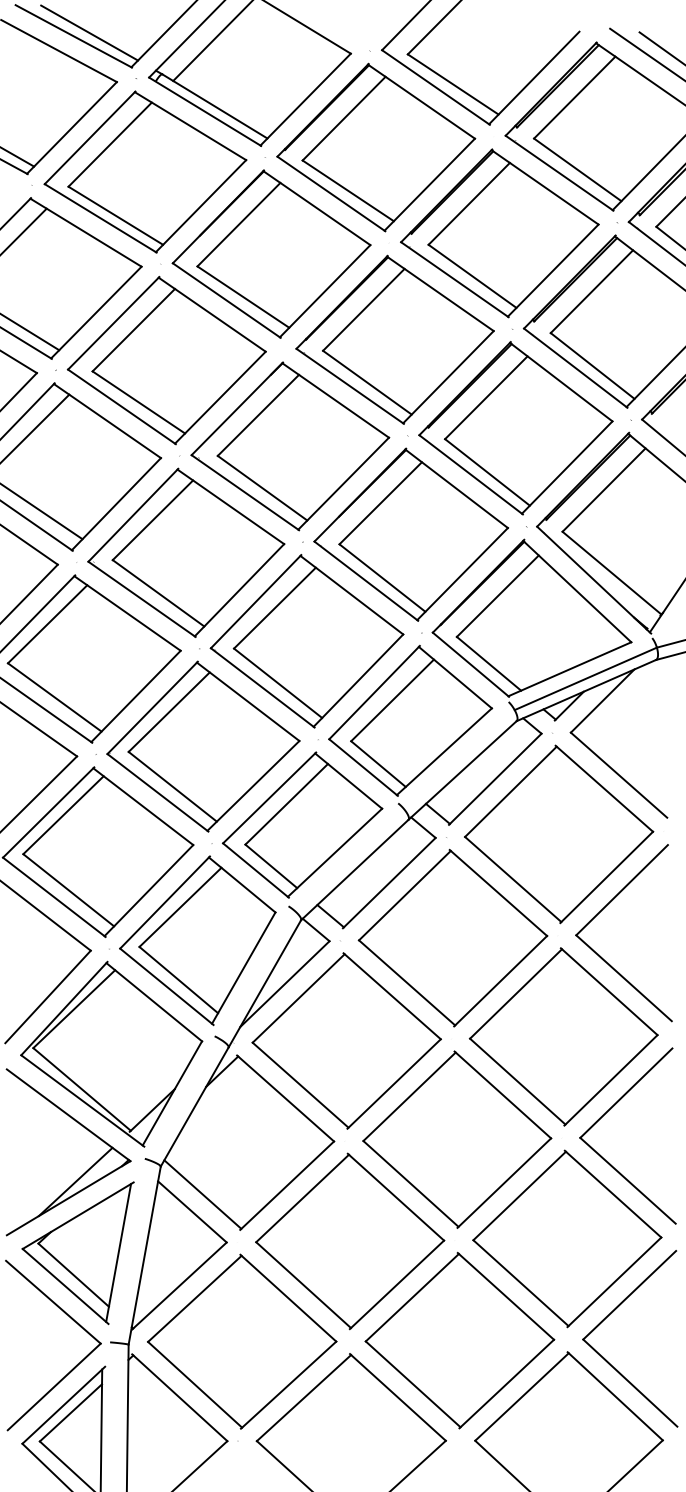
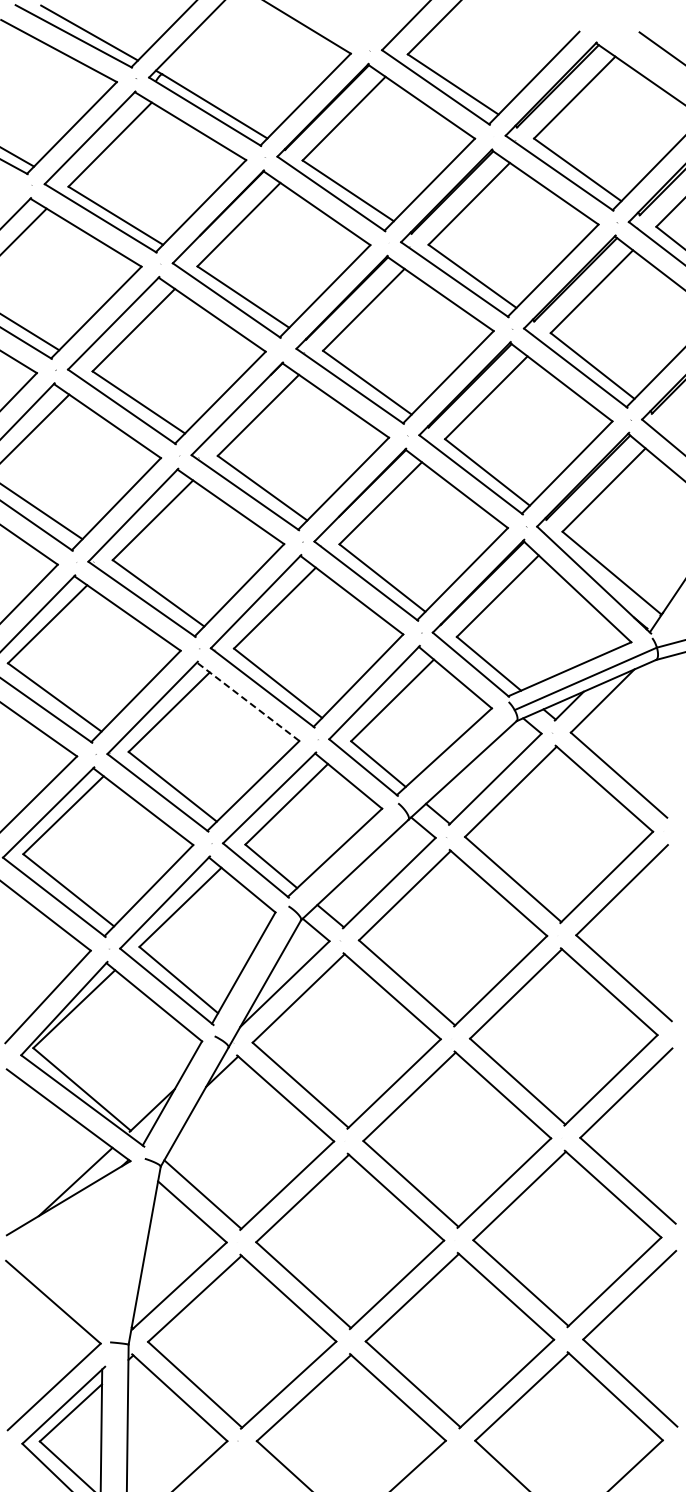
line: present -> none (212, 41)
line: present -> none (646, 53)
line: solid -> dashed (248, 701)
part: present -> none (77, 1253)
